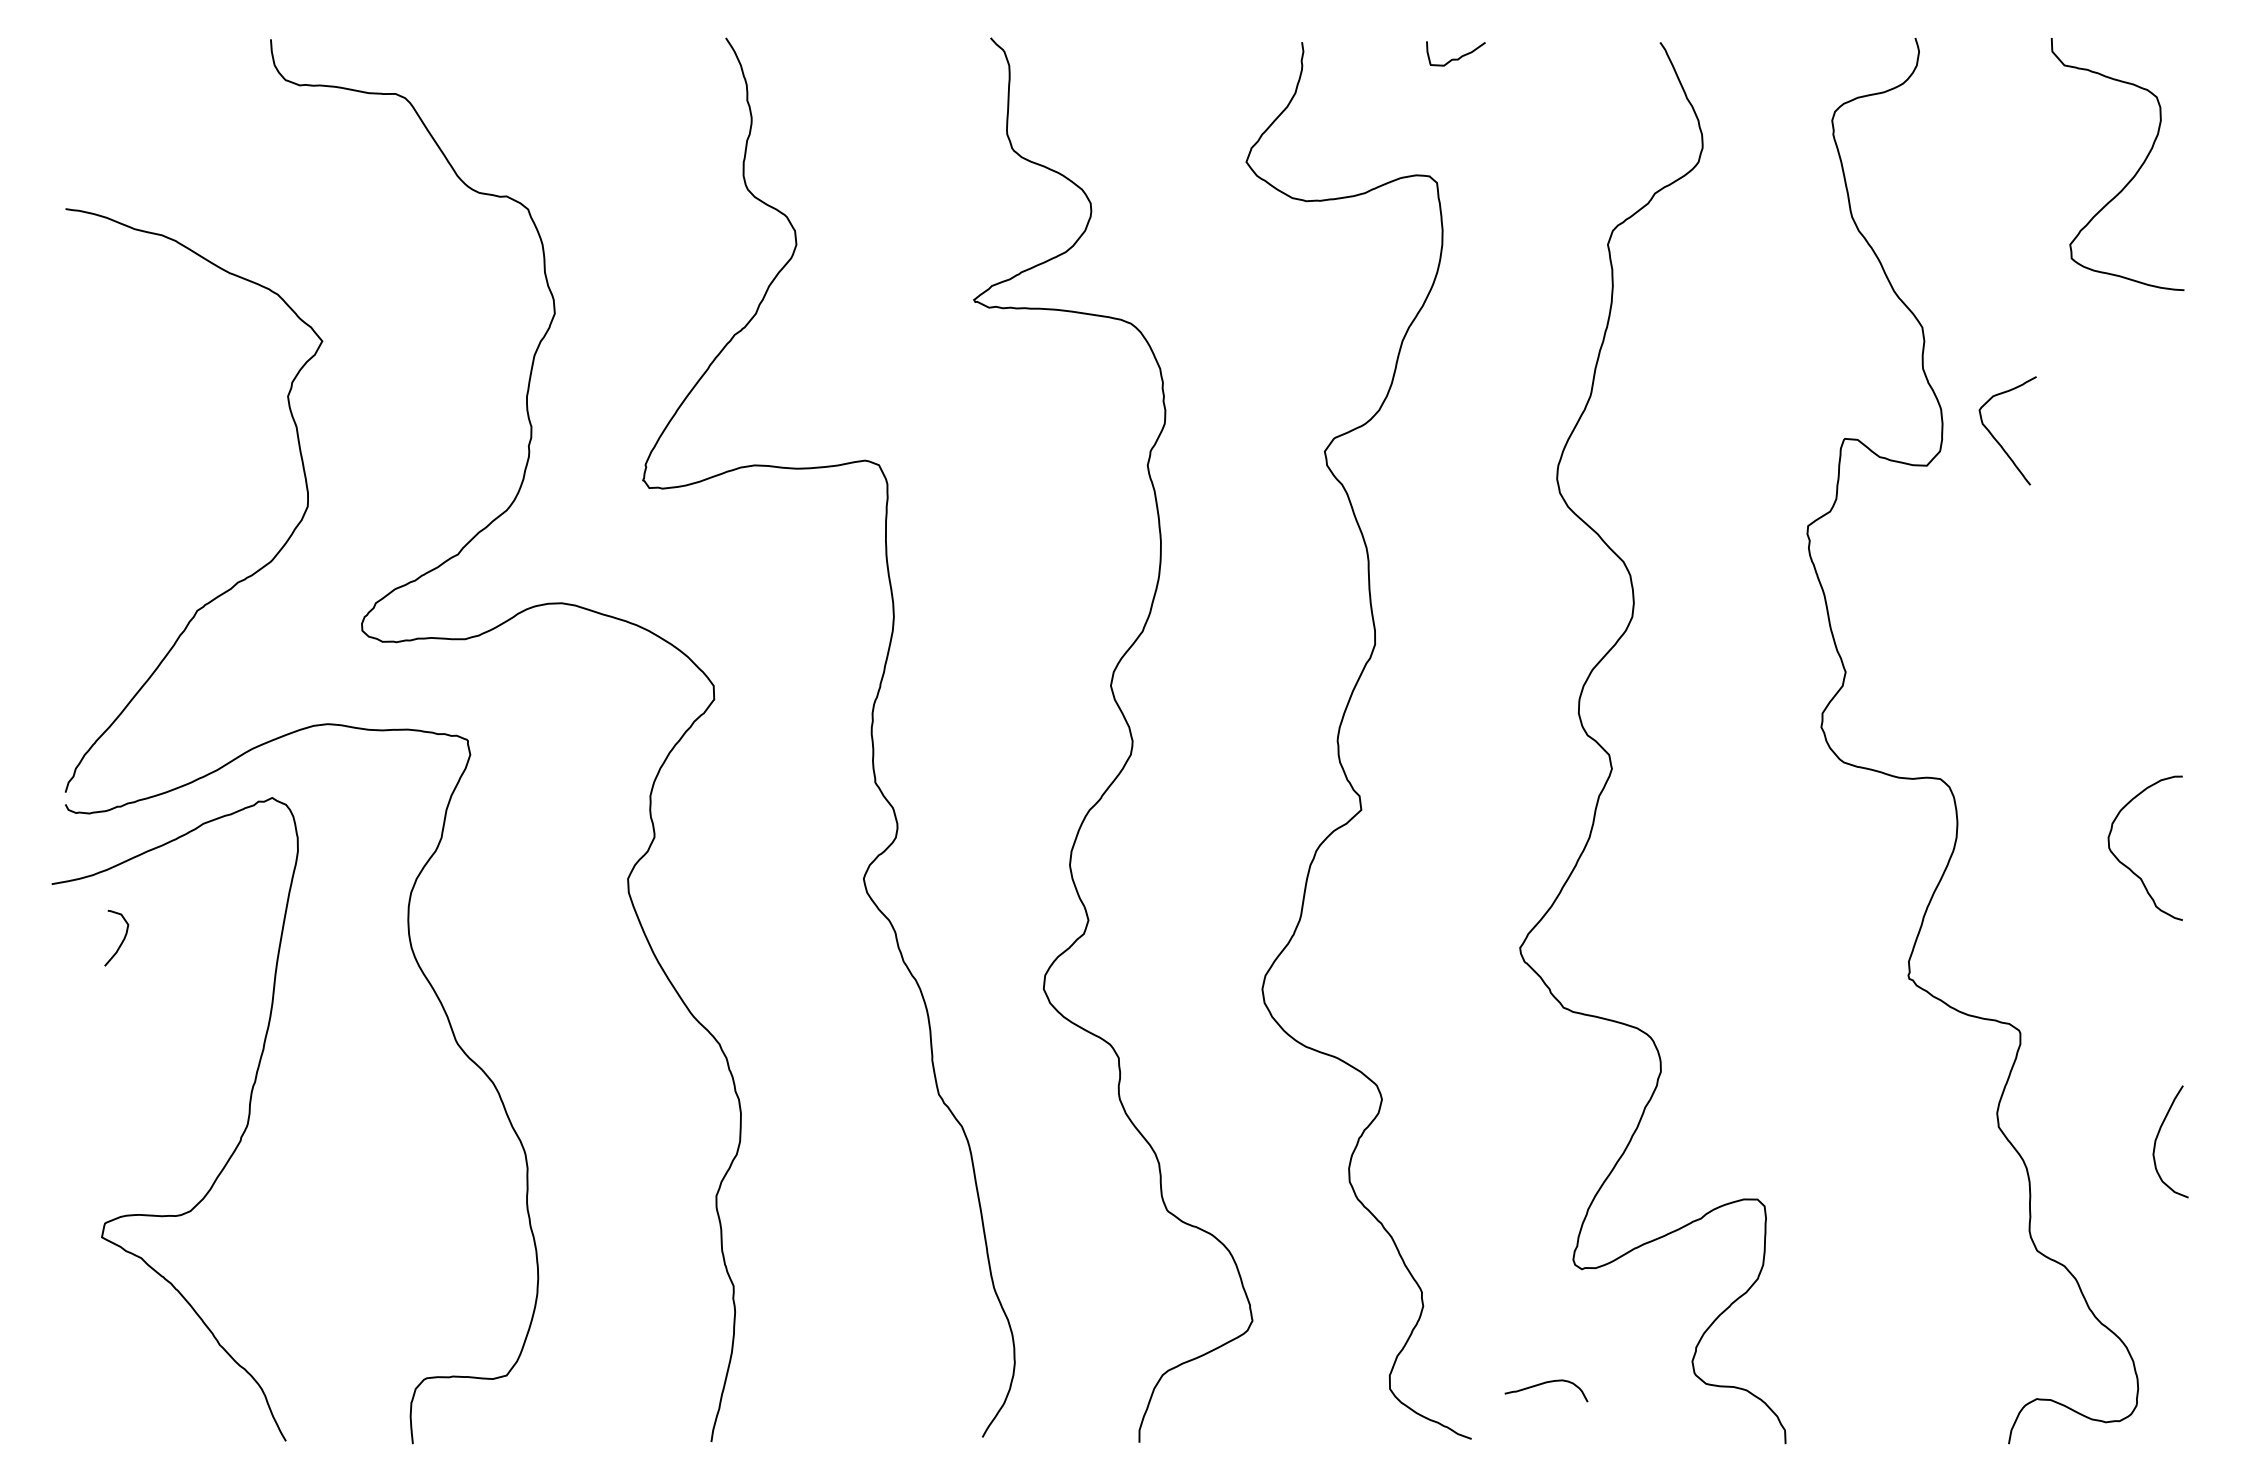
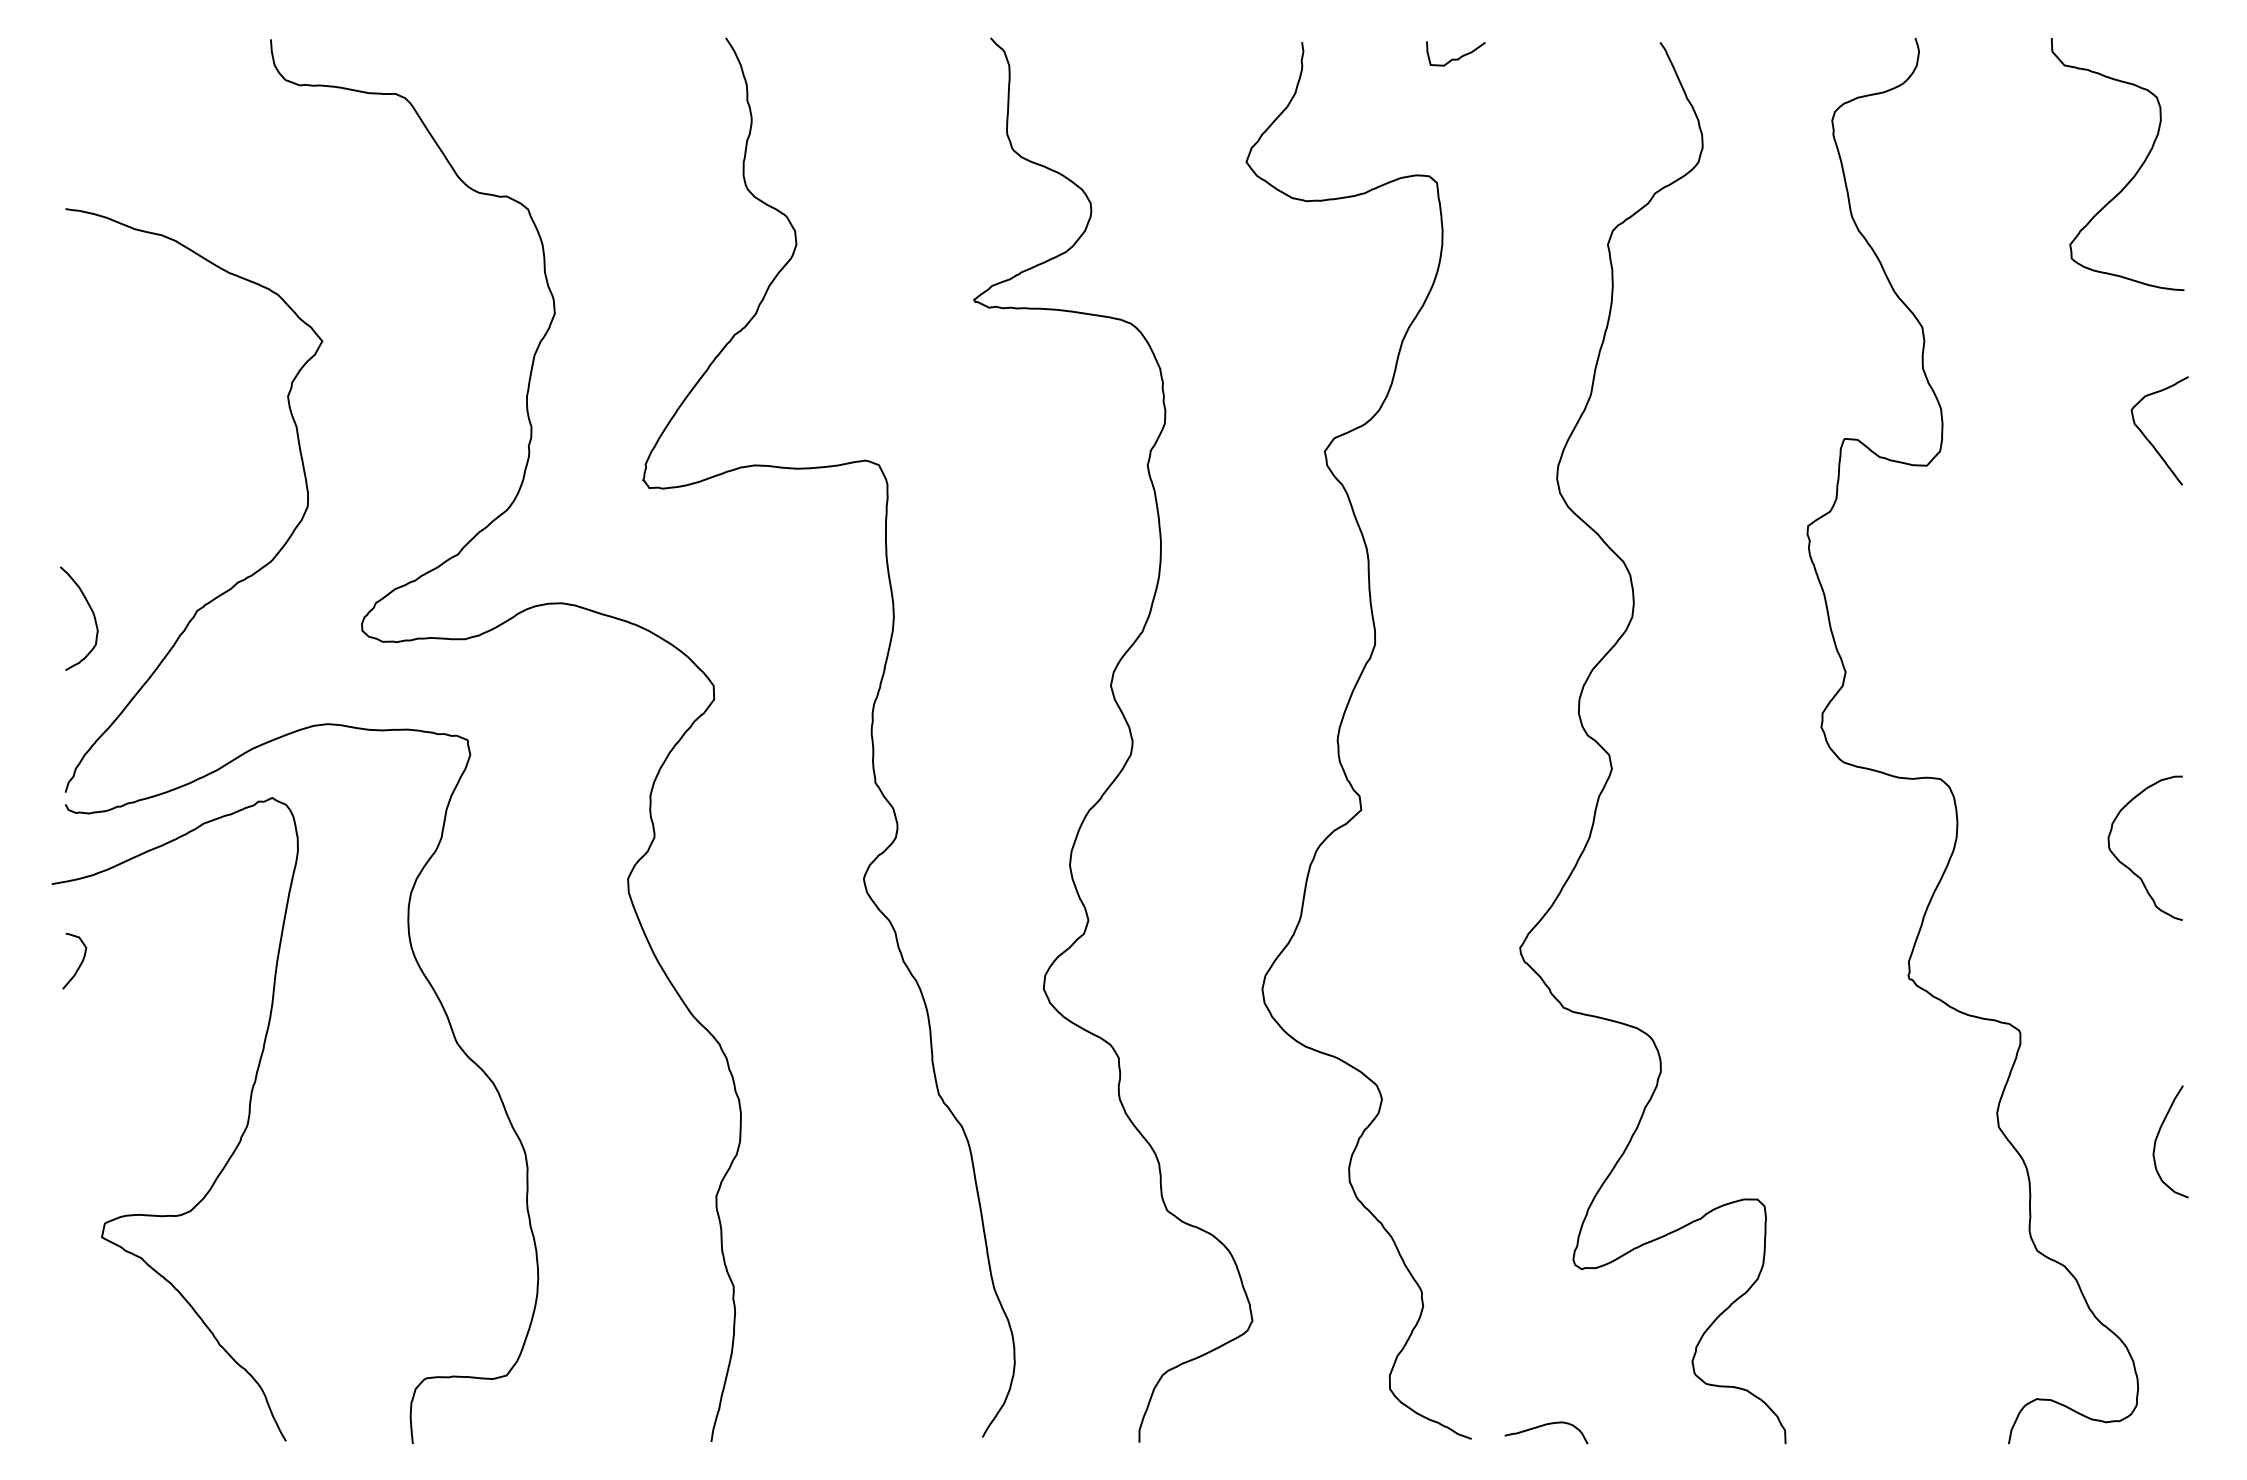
curve position: (1997, 440) -> (2149, 440) (2149, 440)
curve: none -> present (92, 614)
curve position: (121, 941) -> (79, 964) (79, 964)
curve position: (1543, 1384) -> (1543, 1426) (1543, 1426)
